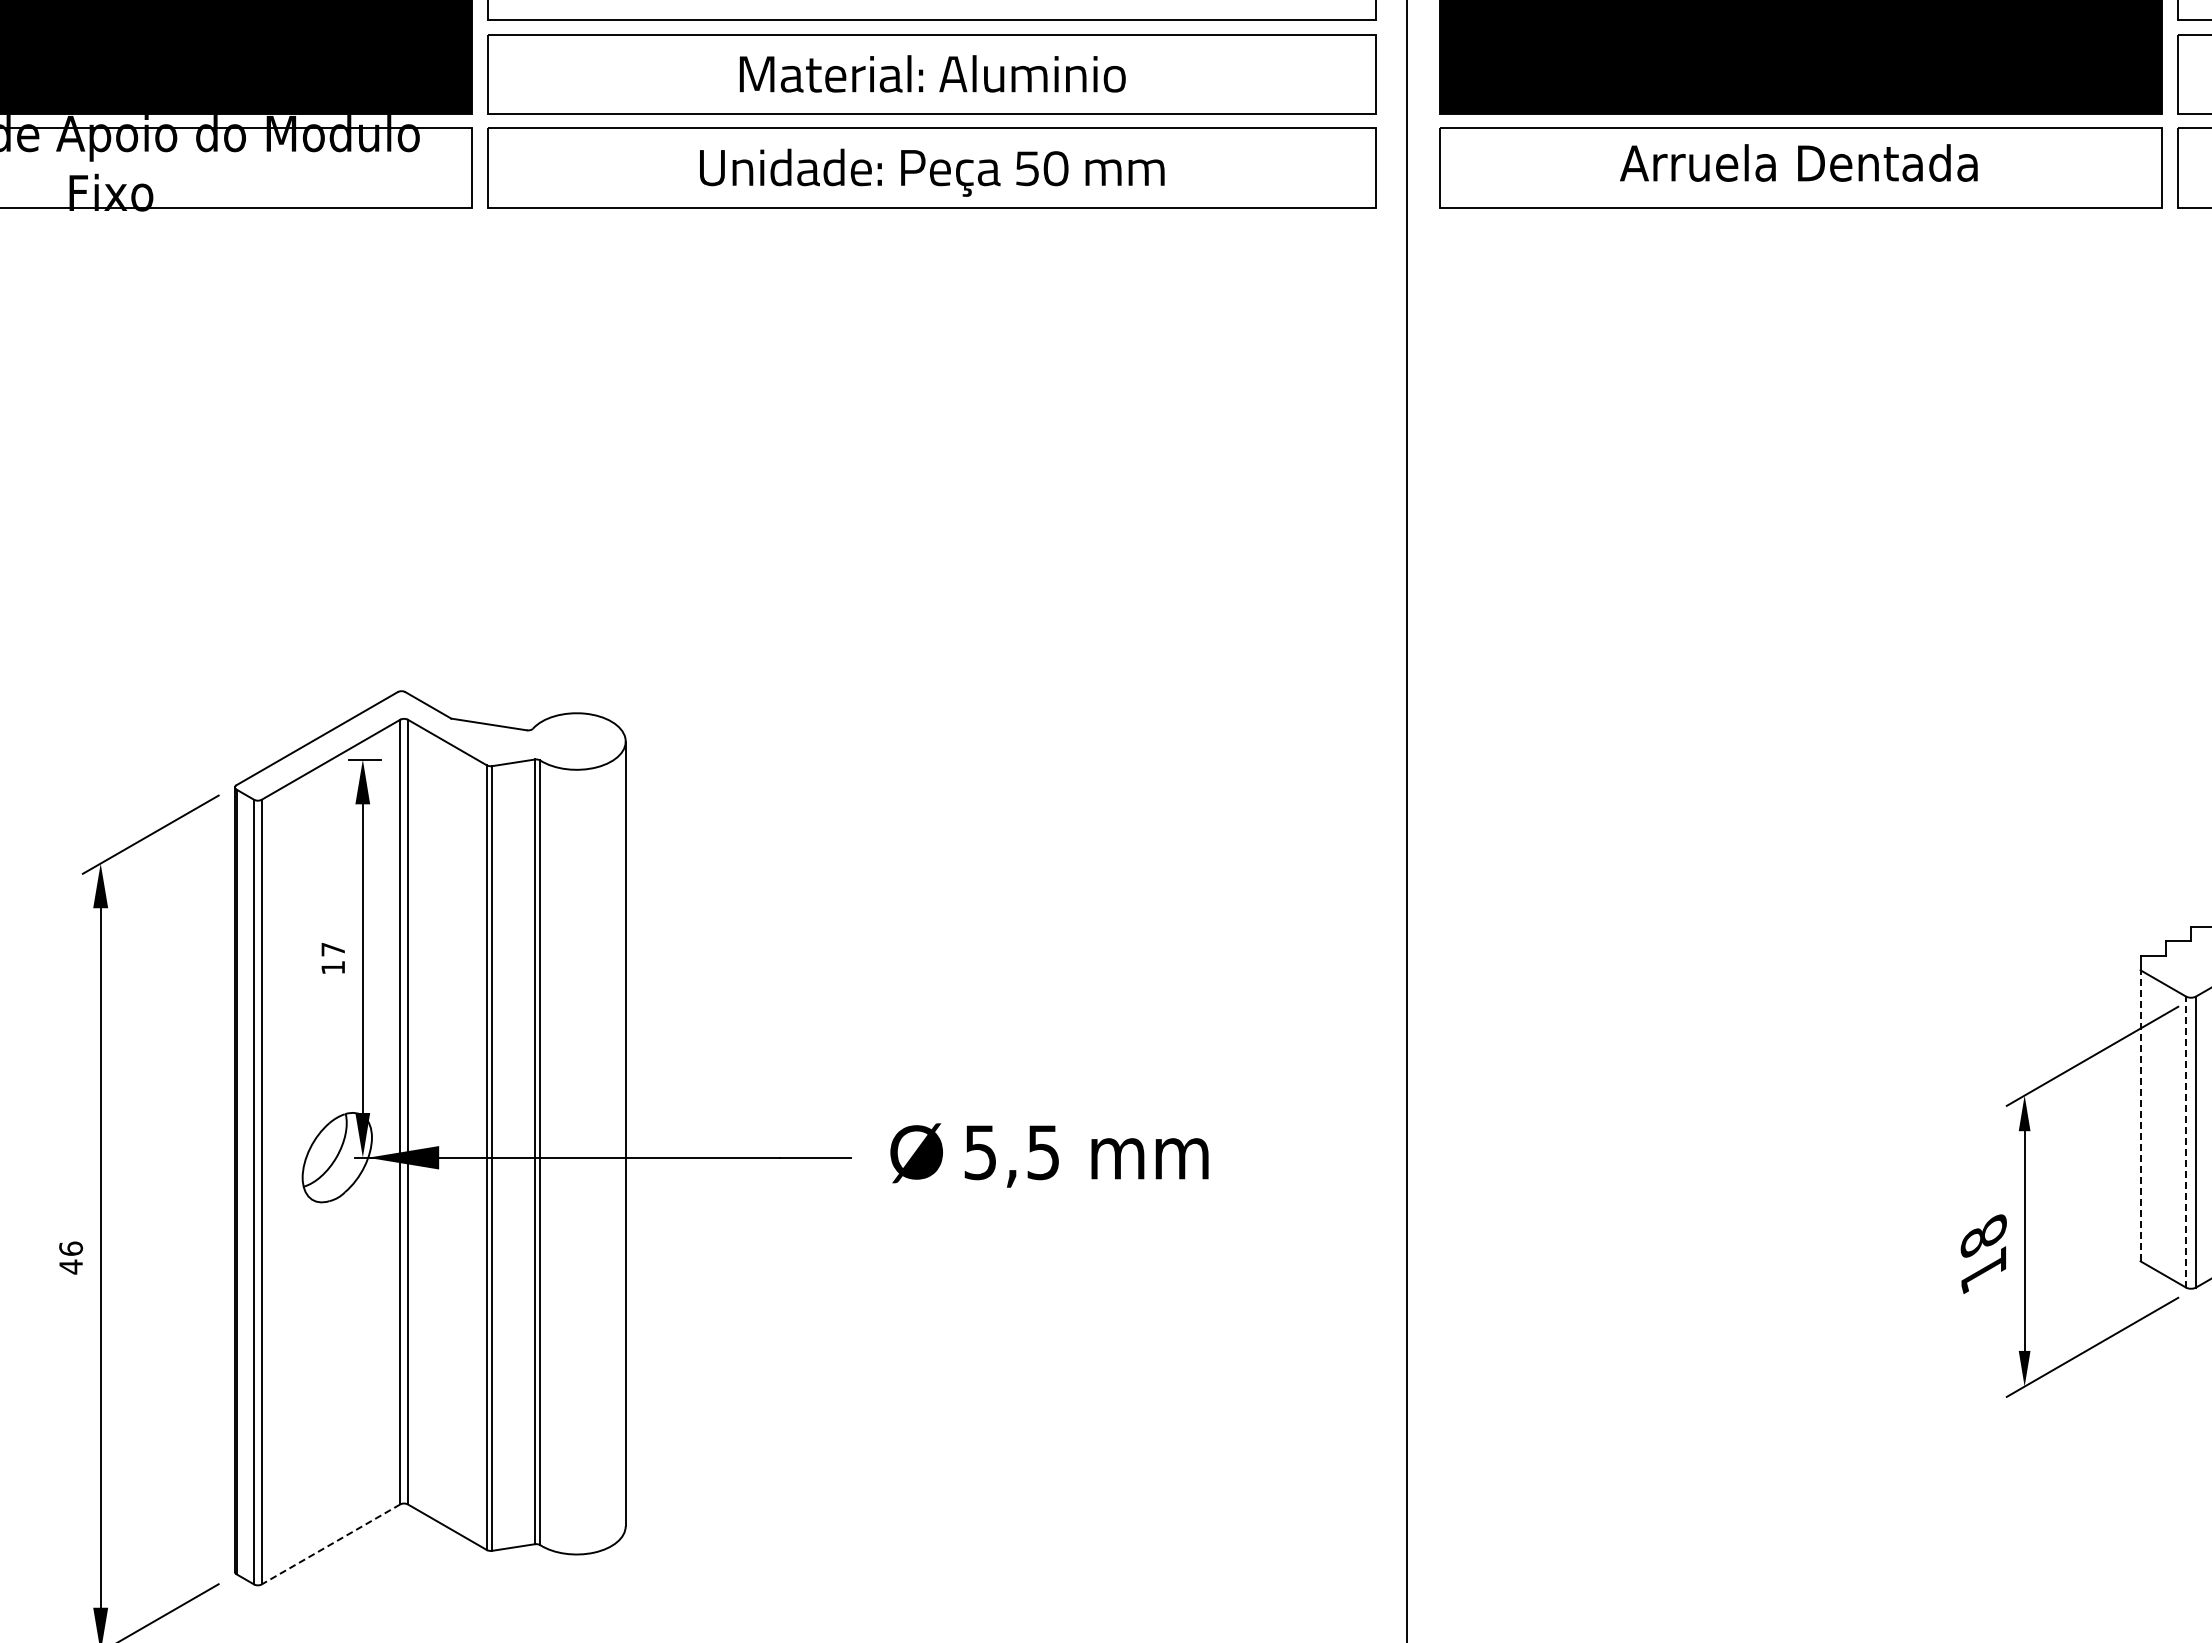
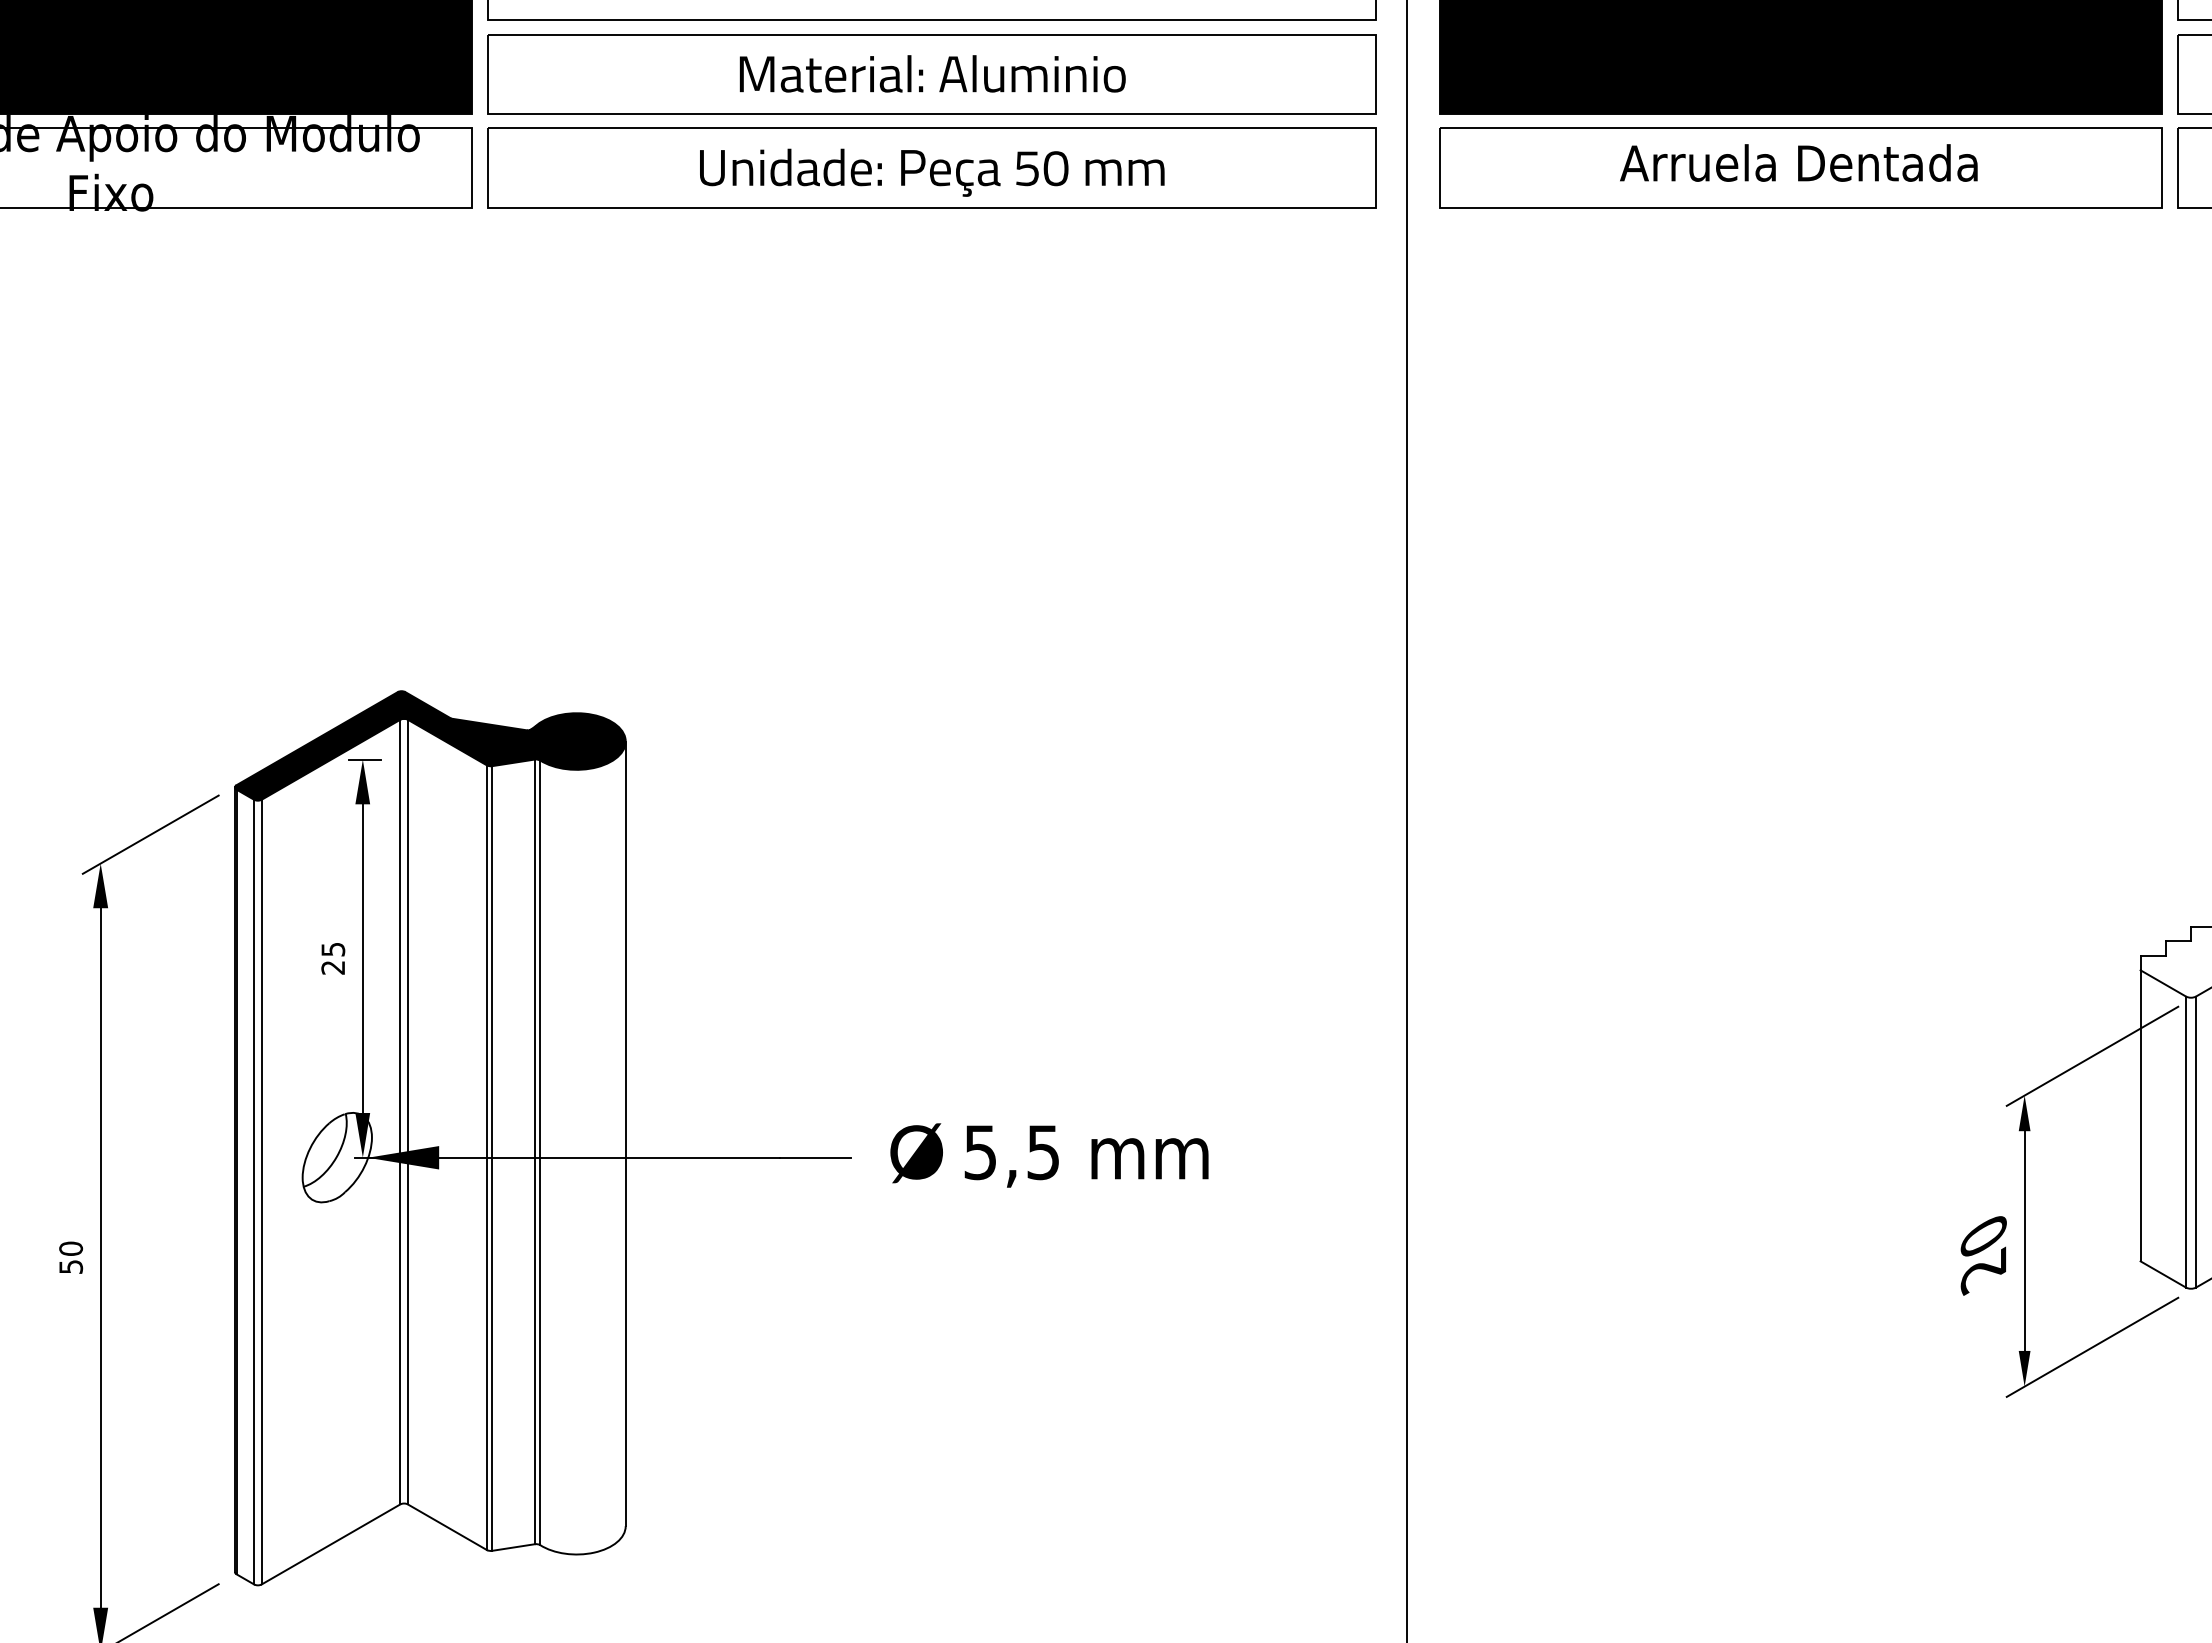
fill: none -> present (429, 745)
text: 17 -> 25 (333, 958)
line: dashed -> solid (2140, 1115)
line: dashed -> solid (2186, 1142)
text: 18 -> 20 (1983, 1254)
text: 46 -> 50 (71, 1257)
line: dashed -> solid (330, 1544)
